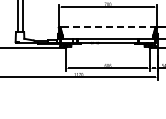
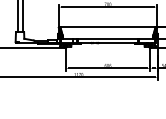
line: dashed -> solid (107, 26)
